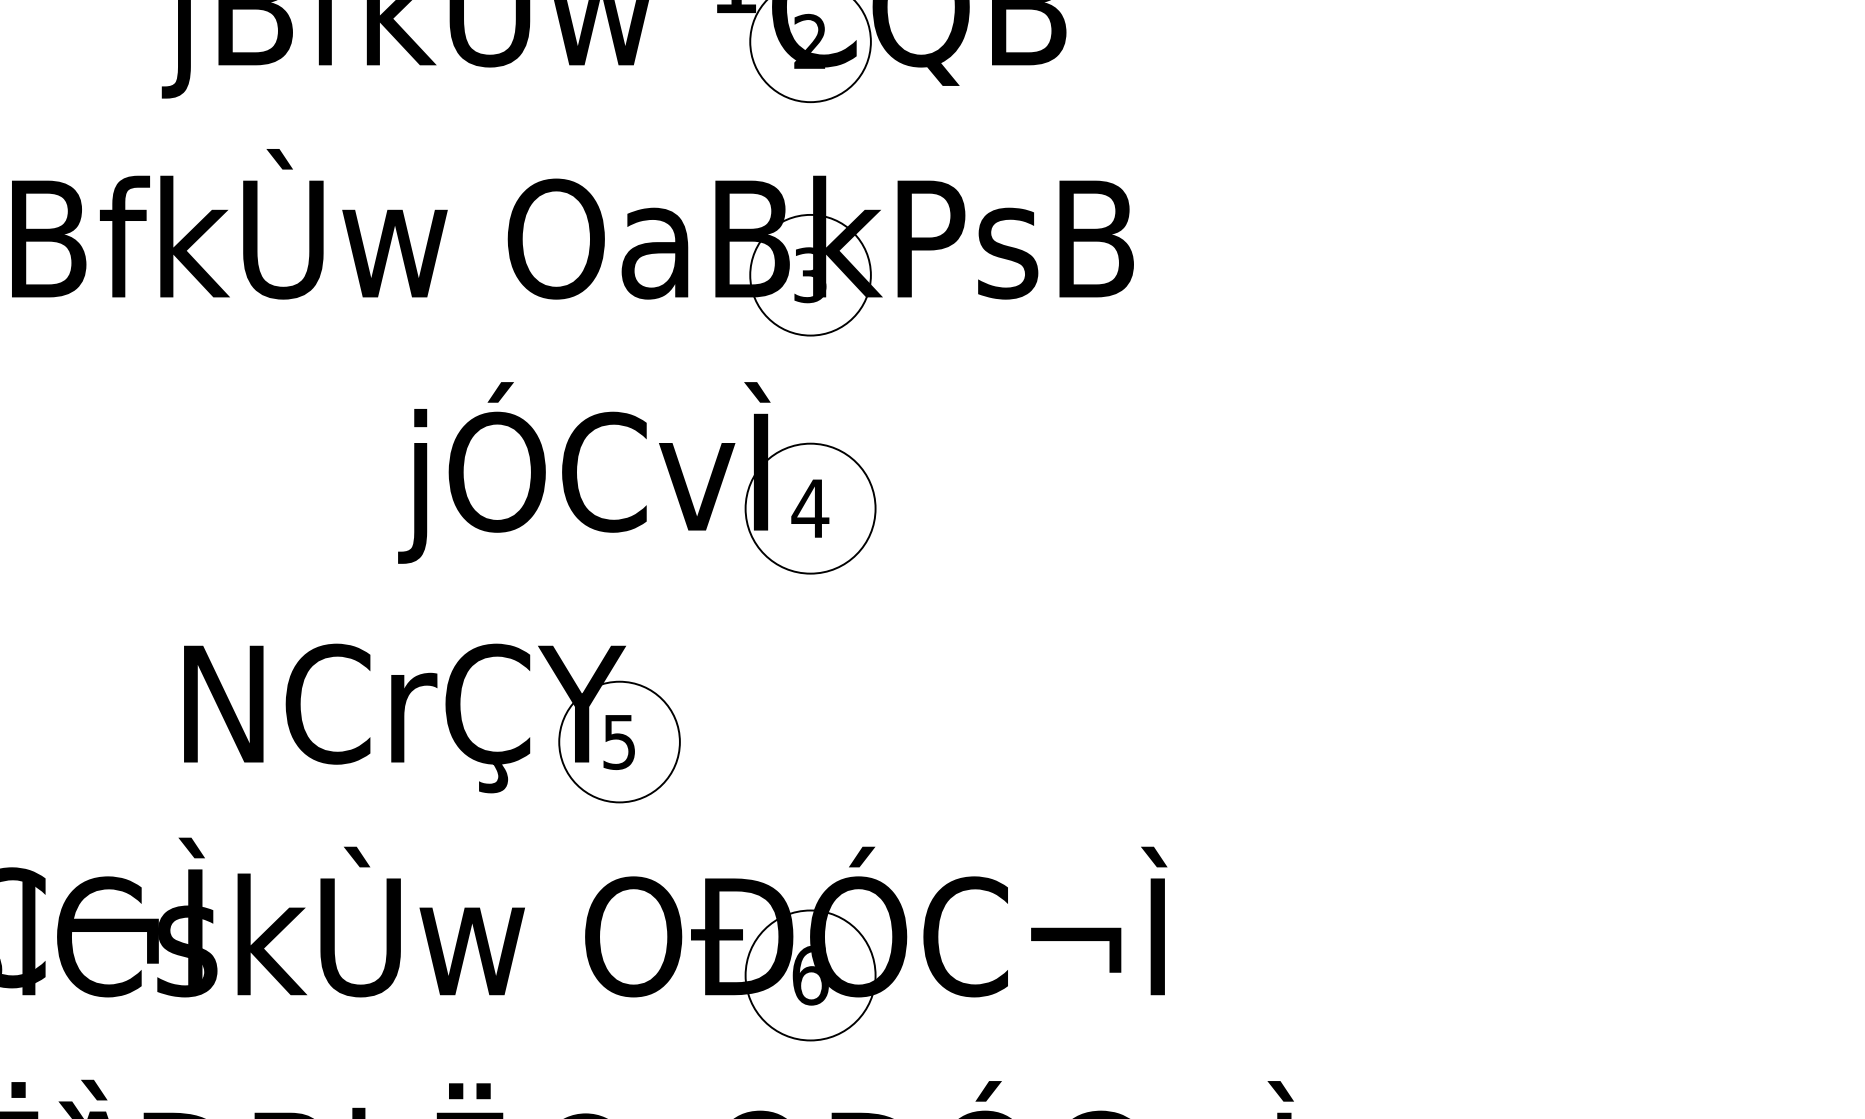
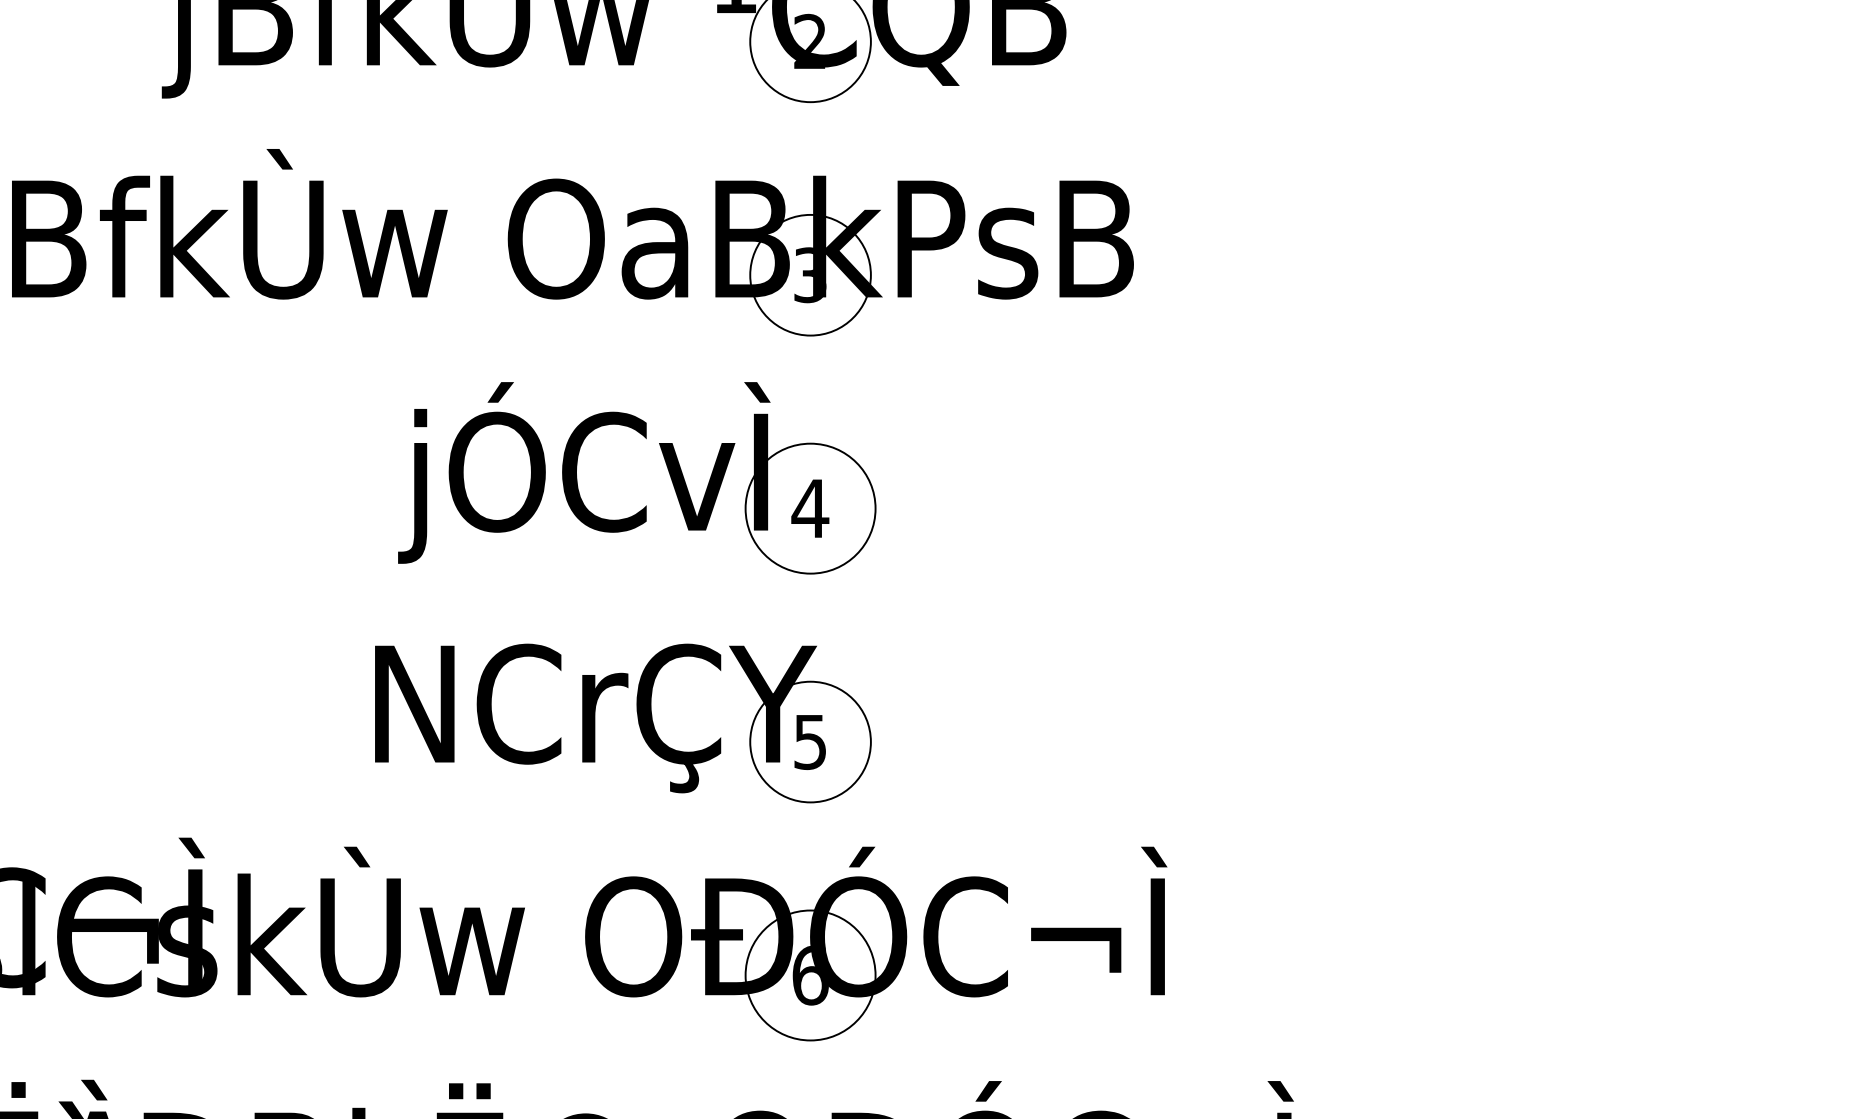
part position: (446, 719) -> (637, 719) (637, 719)
